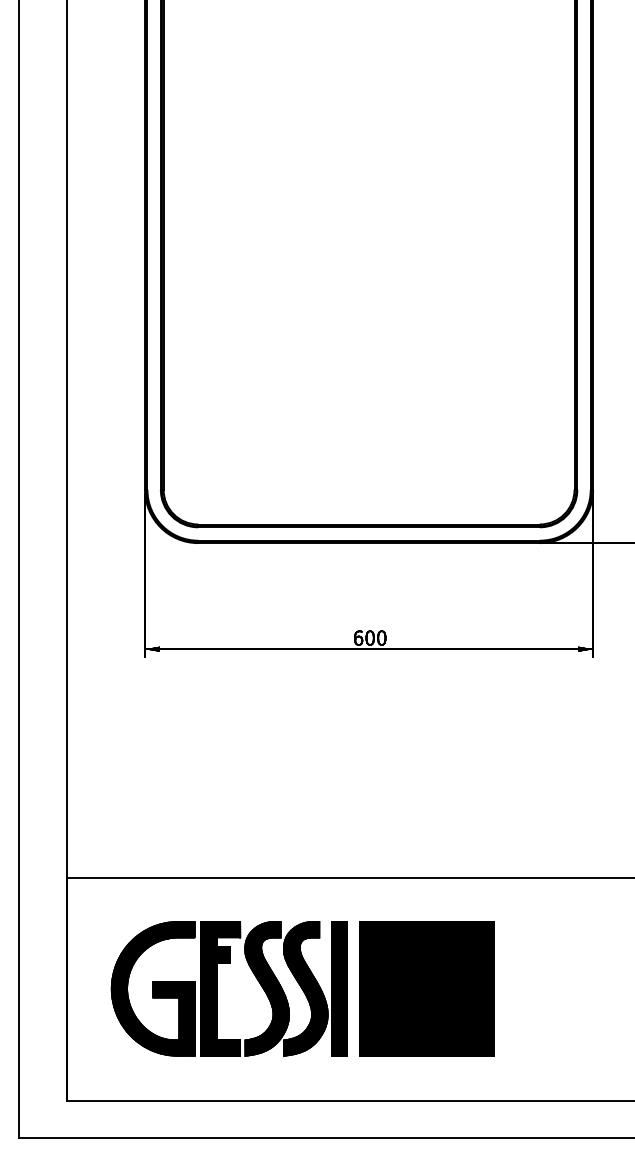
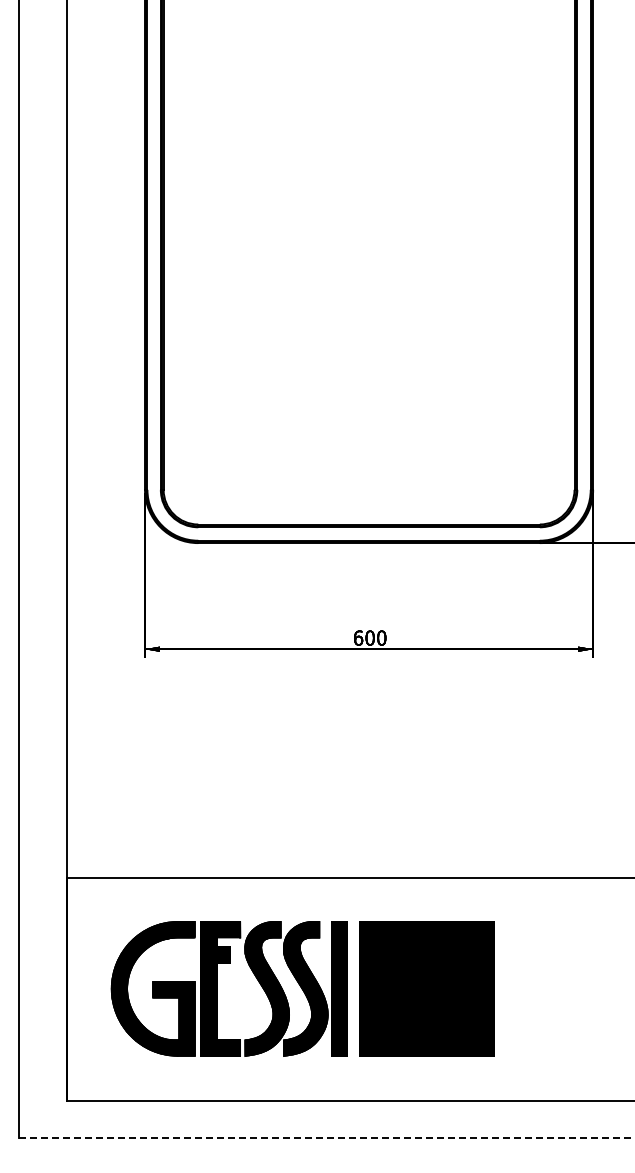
line: solid -> dashed (326, 1137)
